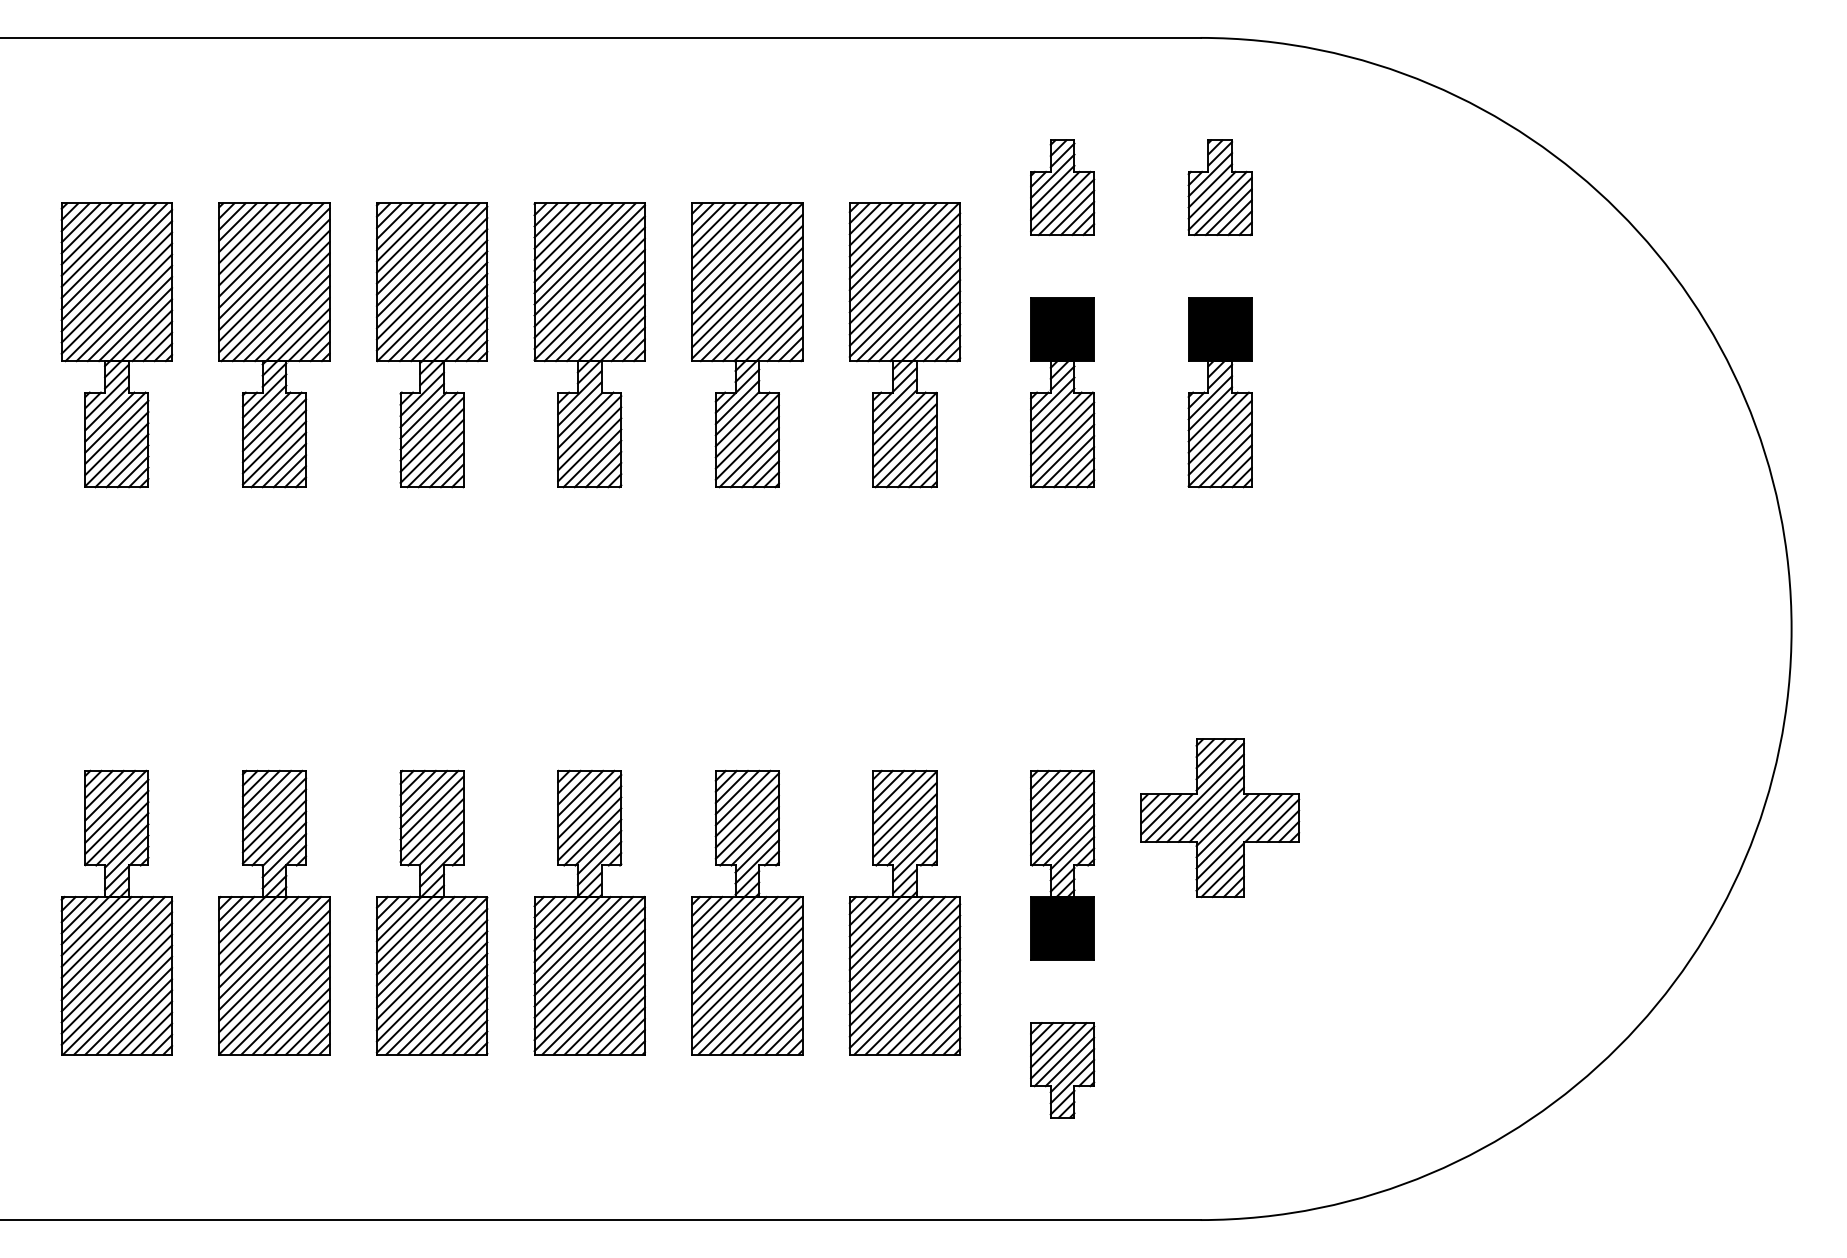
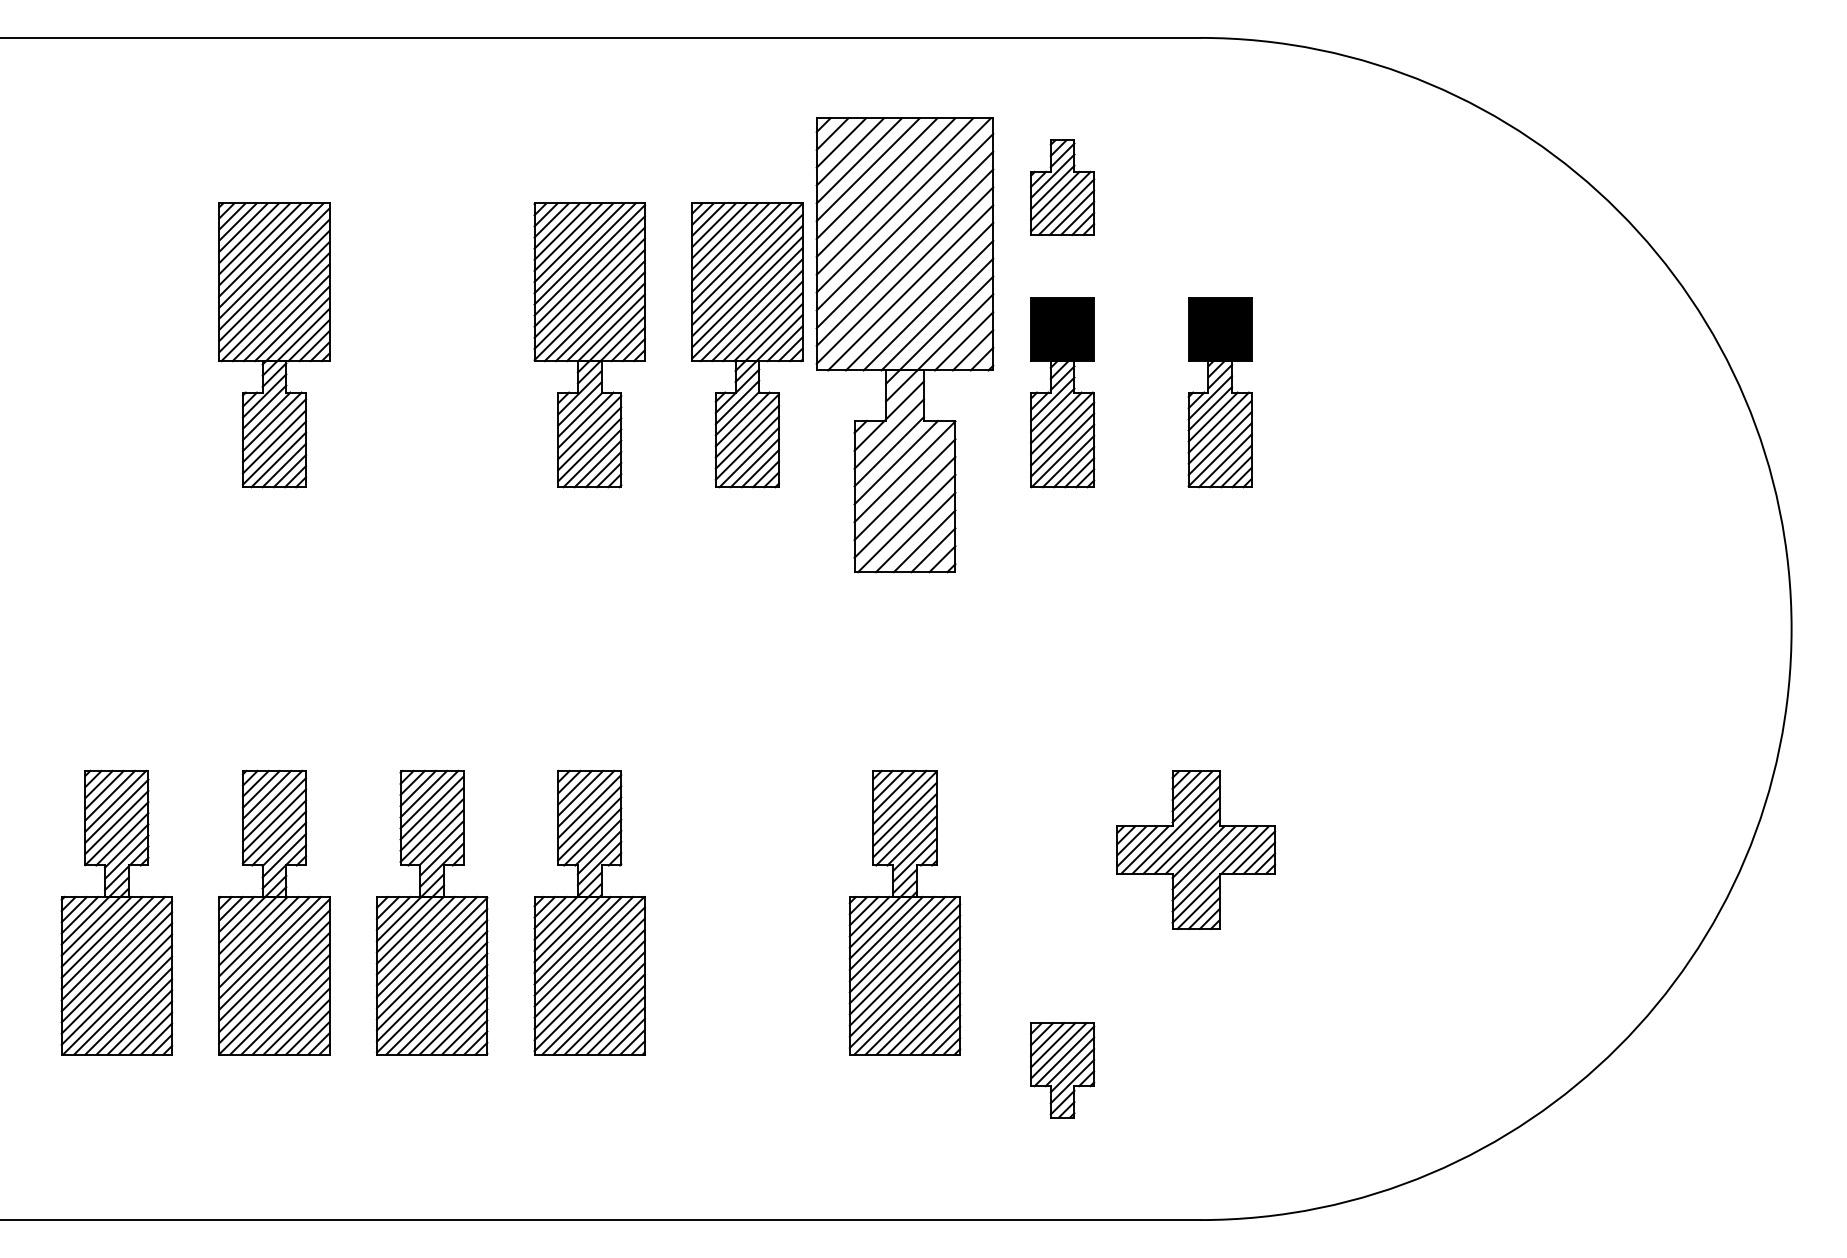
part: present -> none (1219, 187)
part: present -> none (116, 345)
part: present -> none (431, 345)
part size: 114x287 px -> 180x457 px (904, 345)
part position: (1220, 818) -> (1196, 850) (1196, 850)
part: present -> none (1062, 864)
part: present -> none (747, 912)
